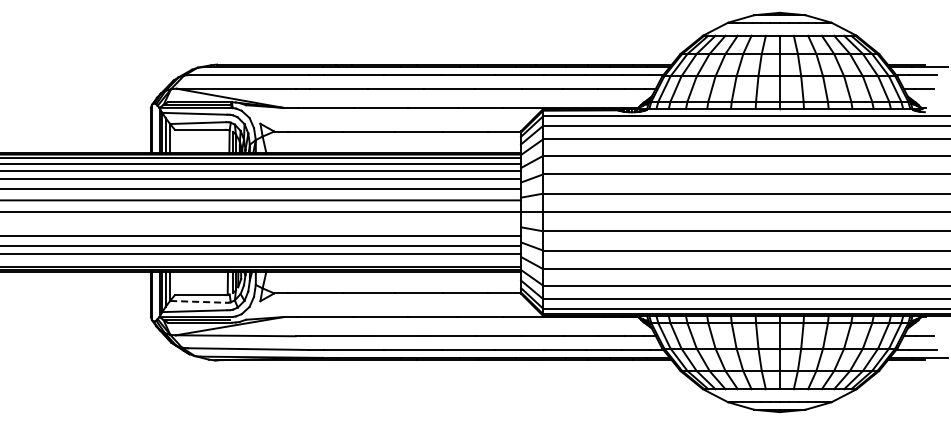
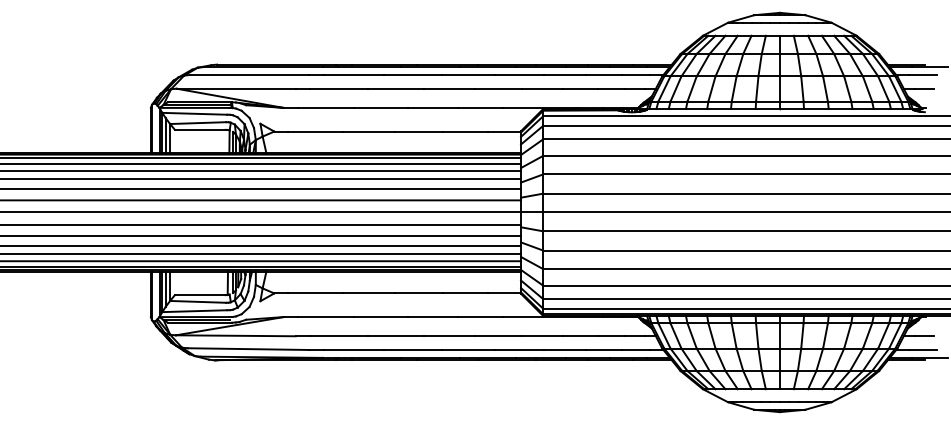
line: none -> present (261, 224)
line: none -> present (261, 261)
line: dashed -> solid (198, 301)
